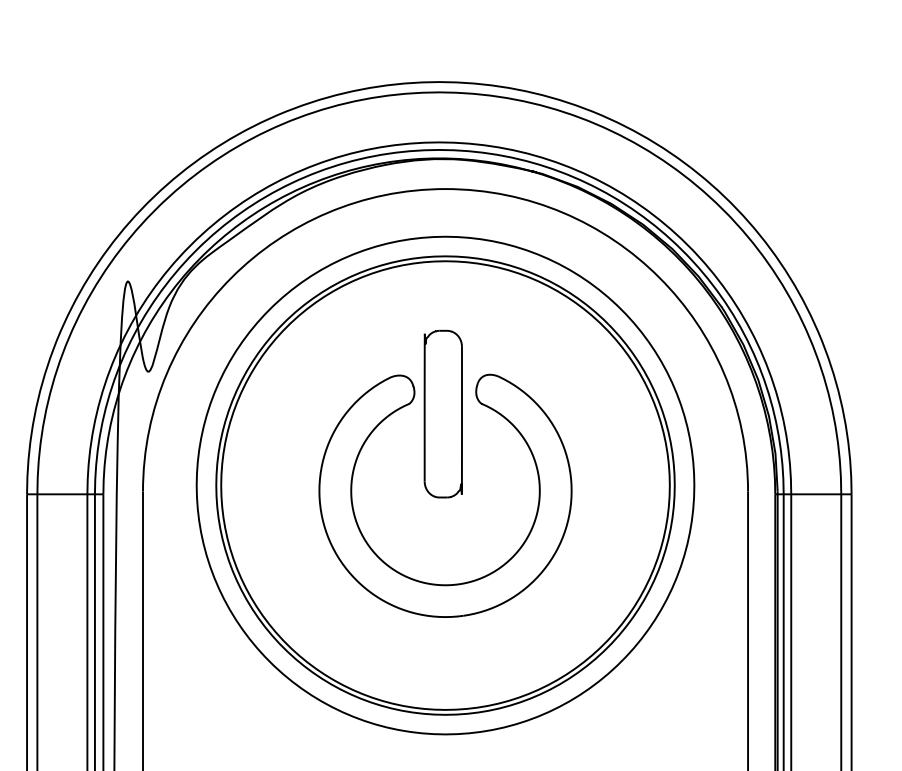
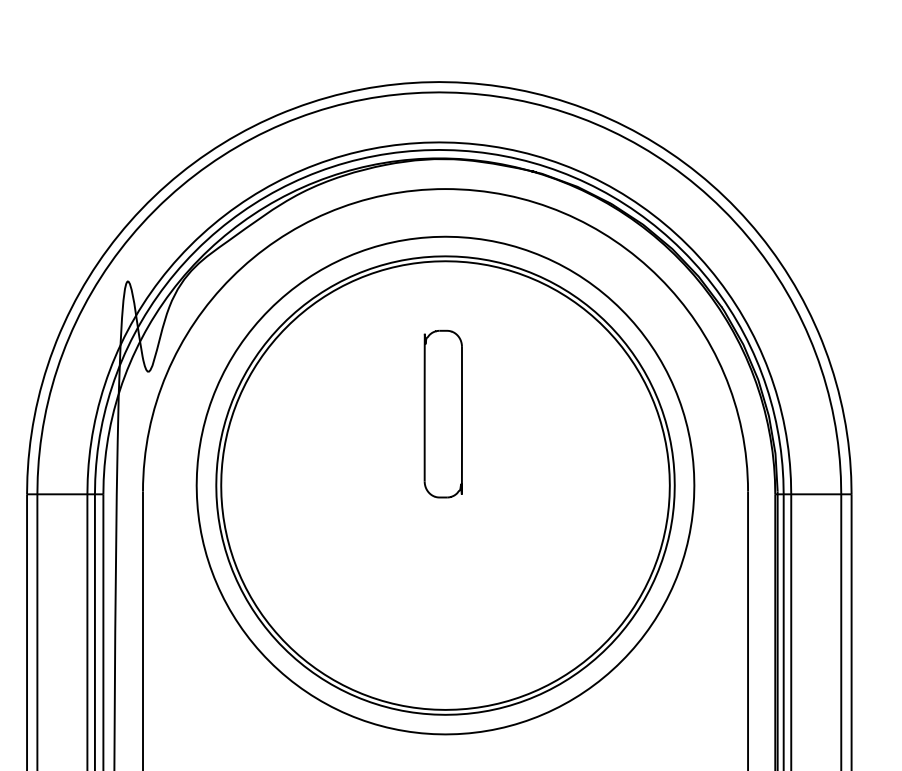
part: present -> none (436, 583)
